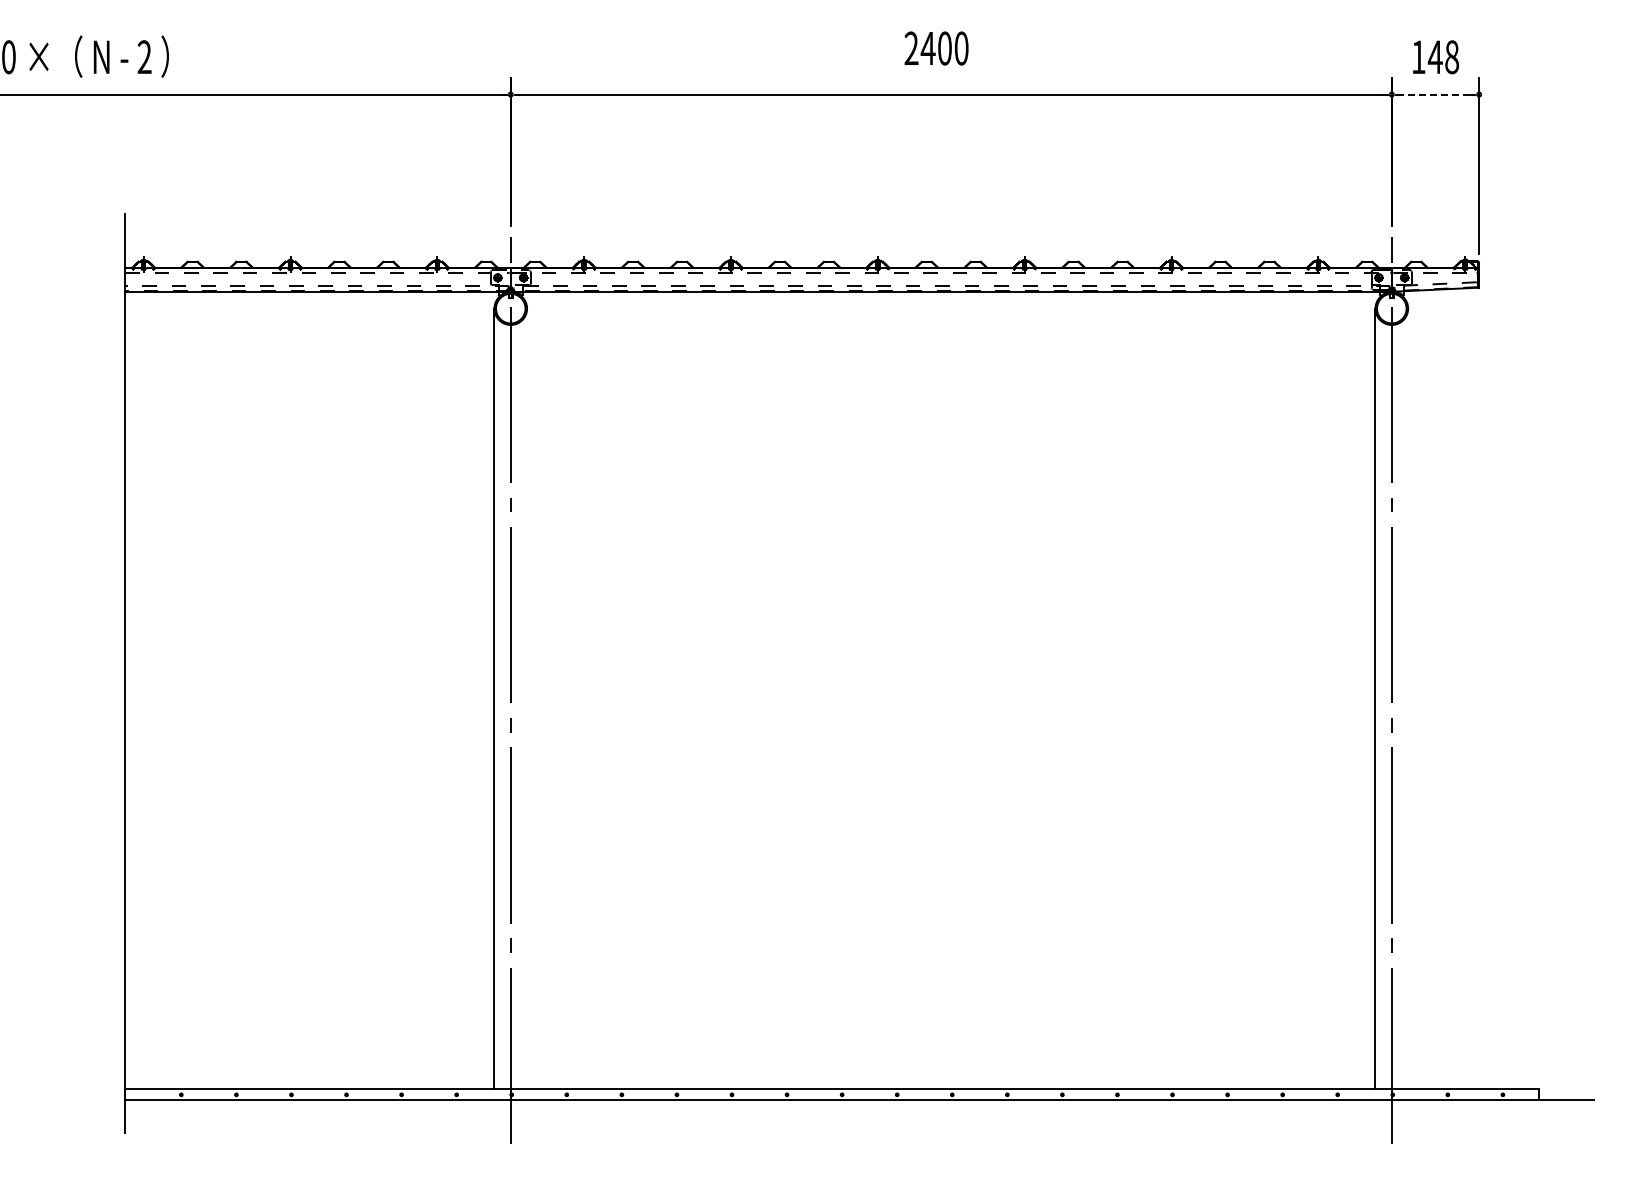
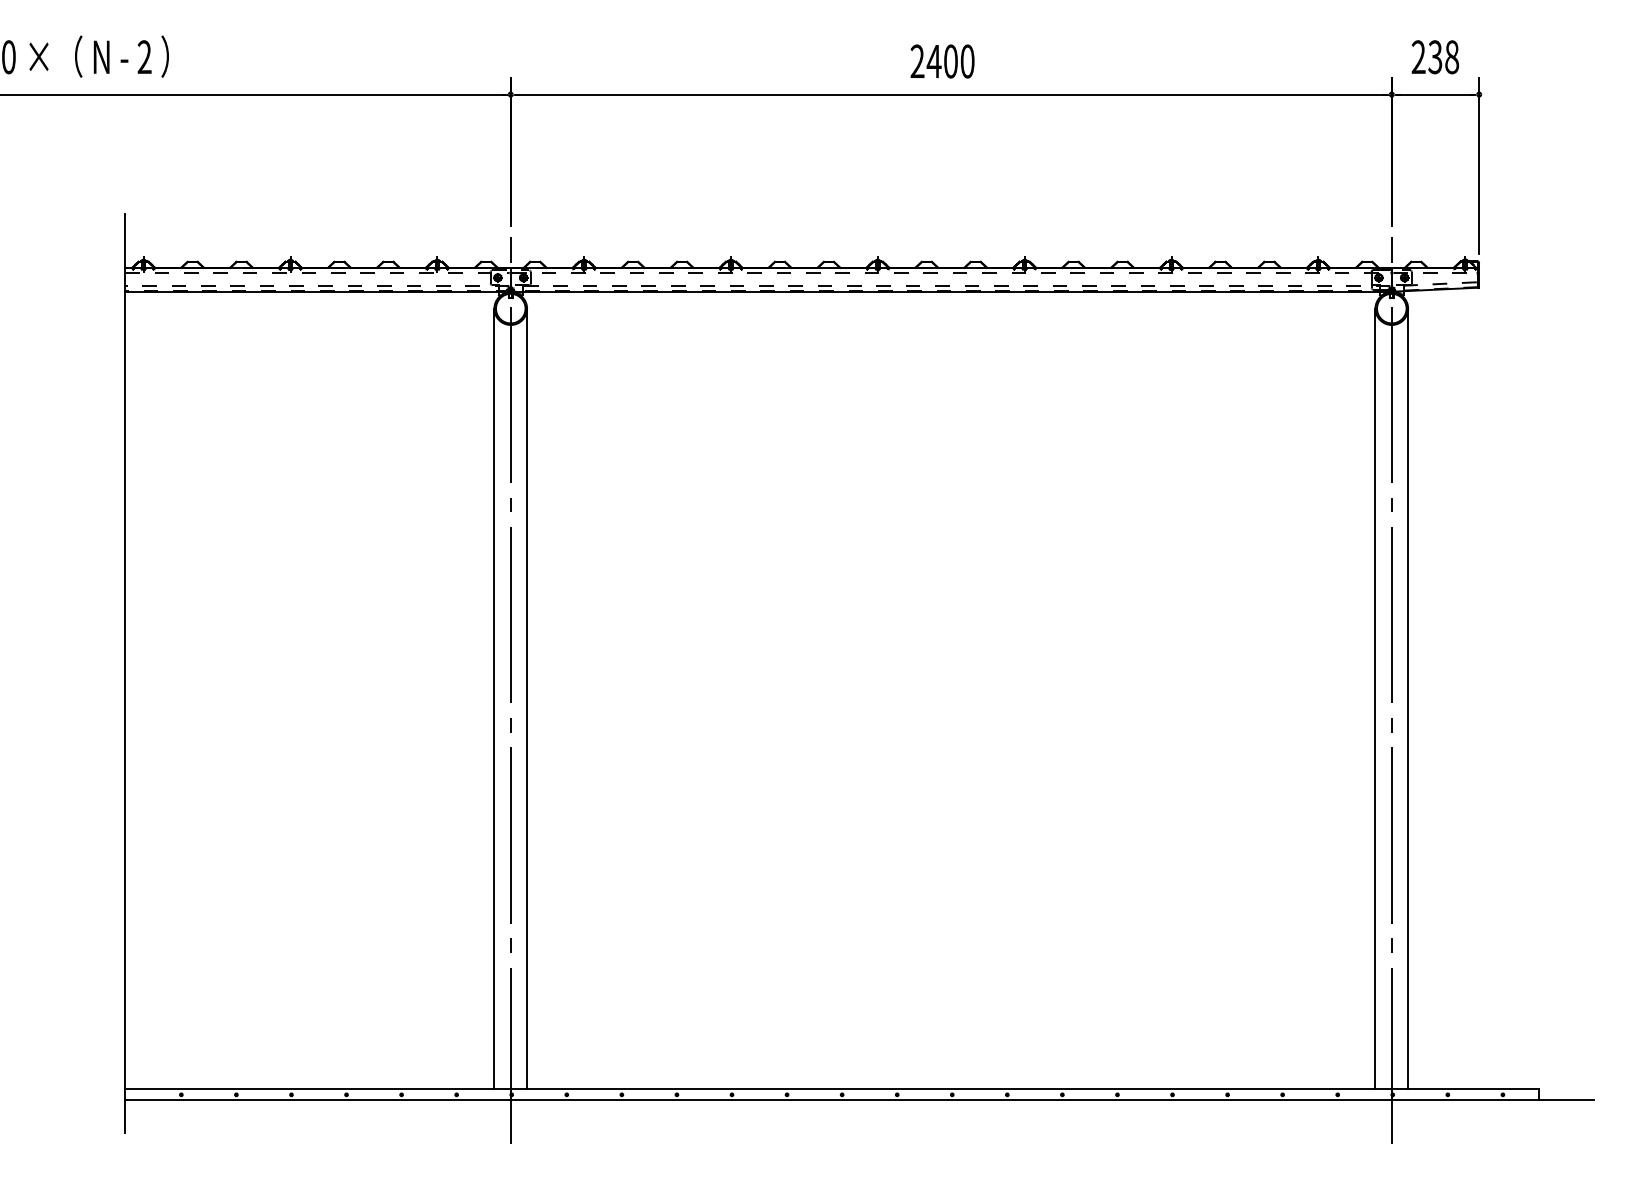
text position: (936, 48) -> (942, 61) (942, 61)
text: 148 -> 238 (1426, 57)
line: dashed -> solid (1435, 94)
line: none -> present (527, 698)
line: none -> present (1408, 698)
